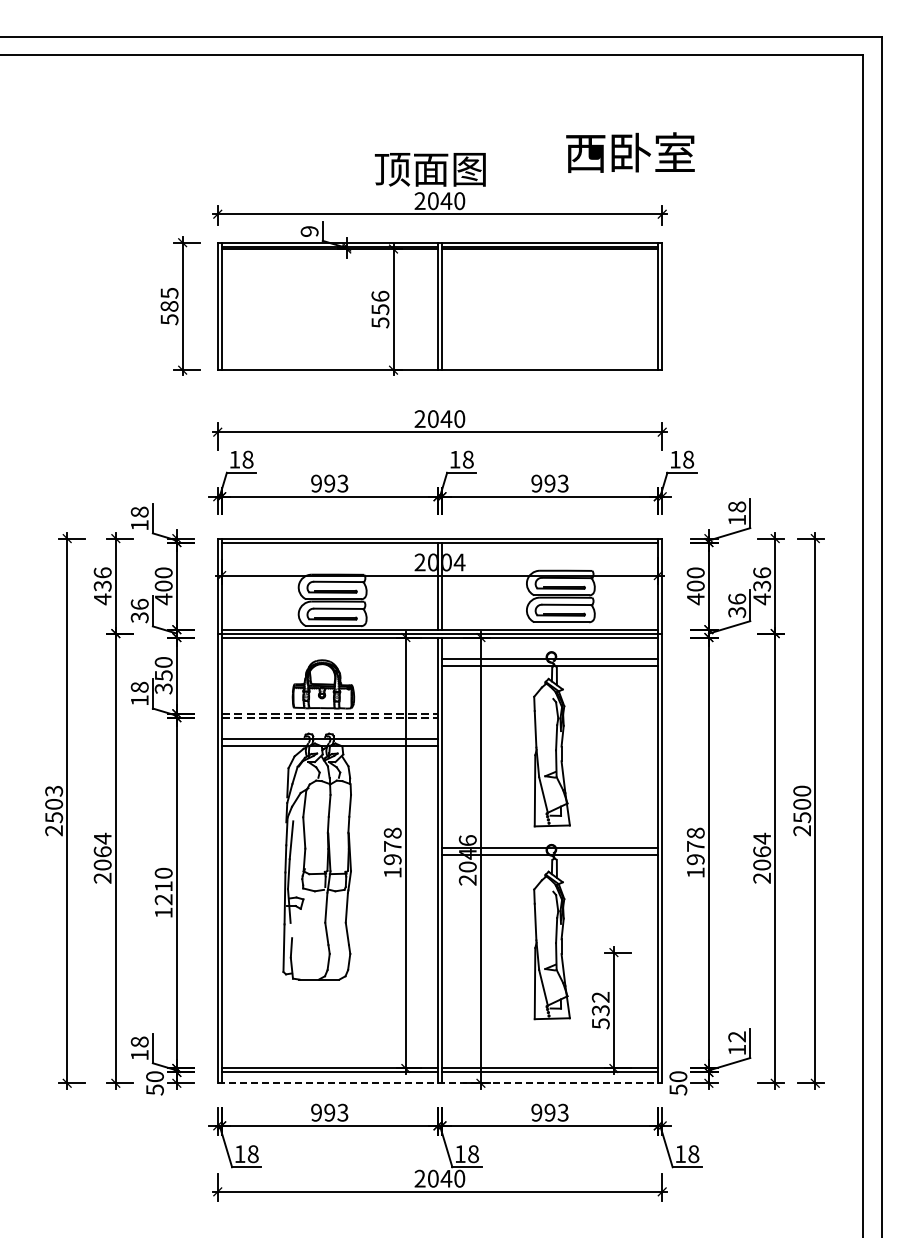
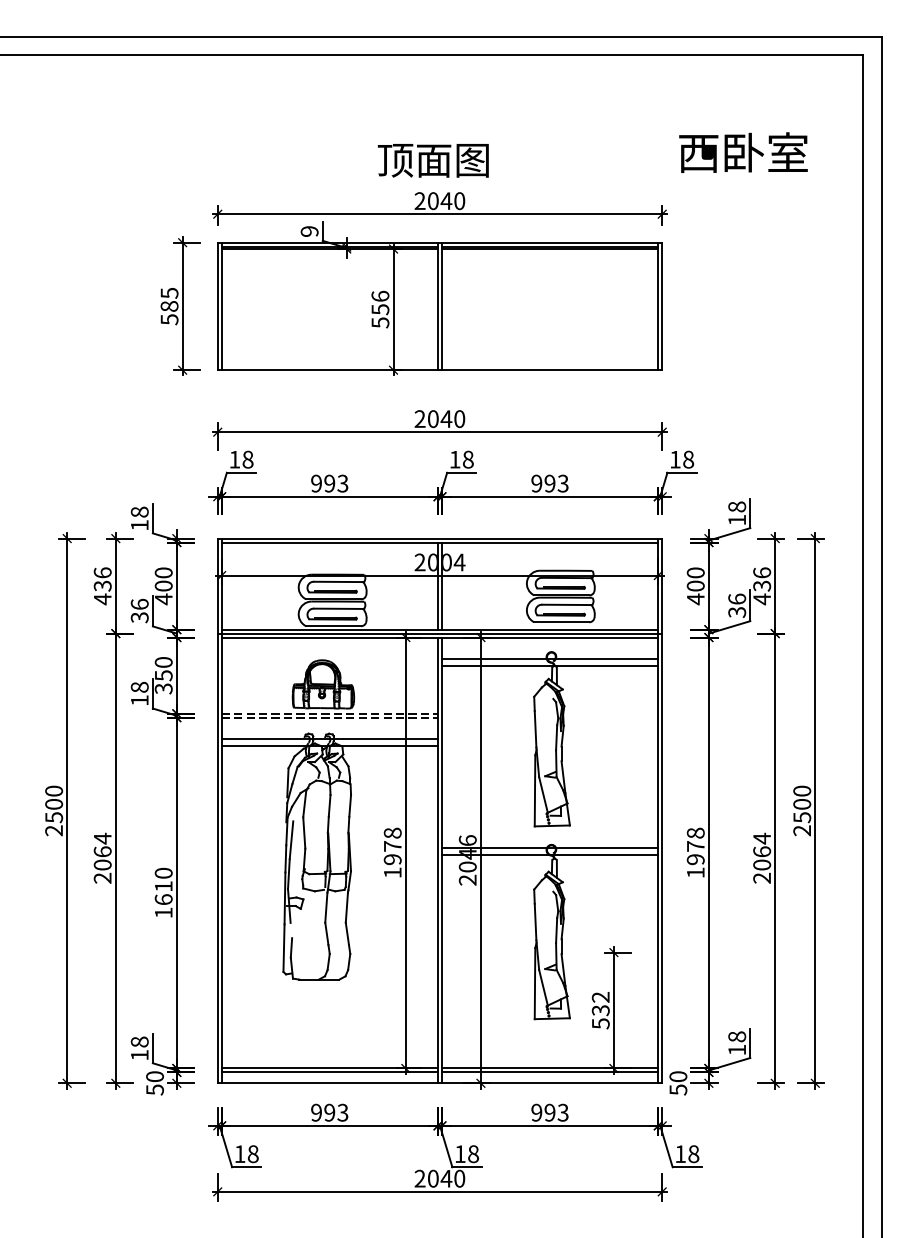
text position: (630, 152) -> (743, 152) (743, 152)
text position: (429, 169) -> (432, 160) (432, 160)
text: 2503 -> 2500 (53, 790)
text: 1210 -> 1610 (163, 899)
text: 12 -> 18 (737, 1036)
line: dashed -> solid (440, 1083)
